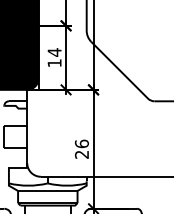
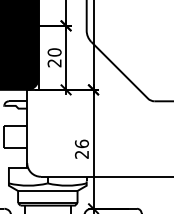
text: 14 -> 20 (54, 57)
